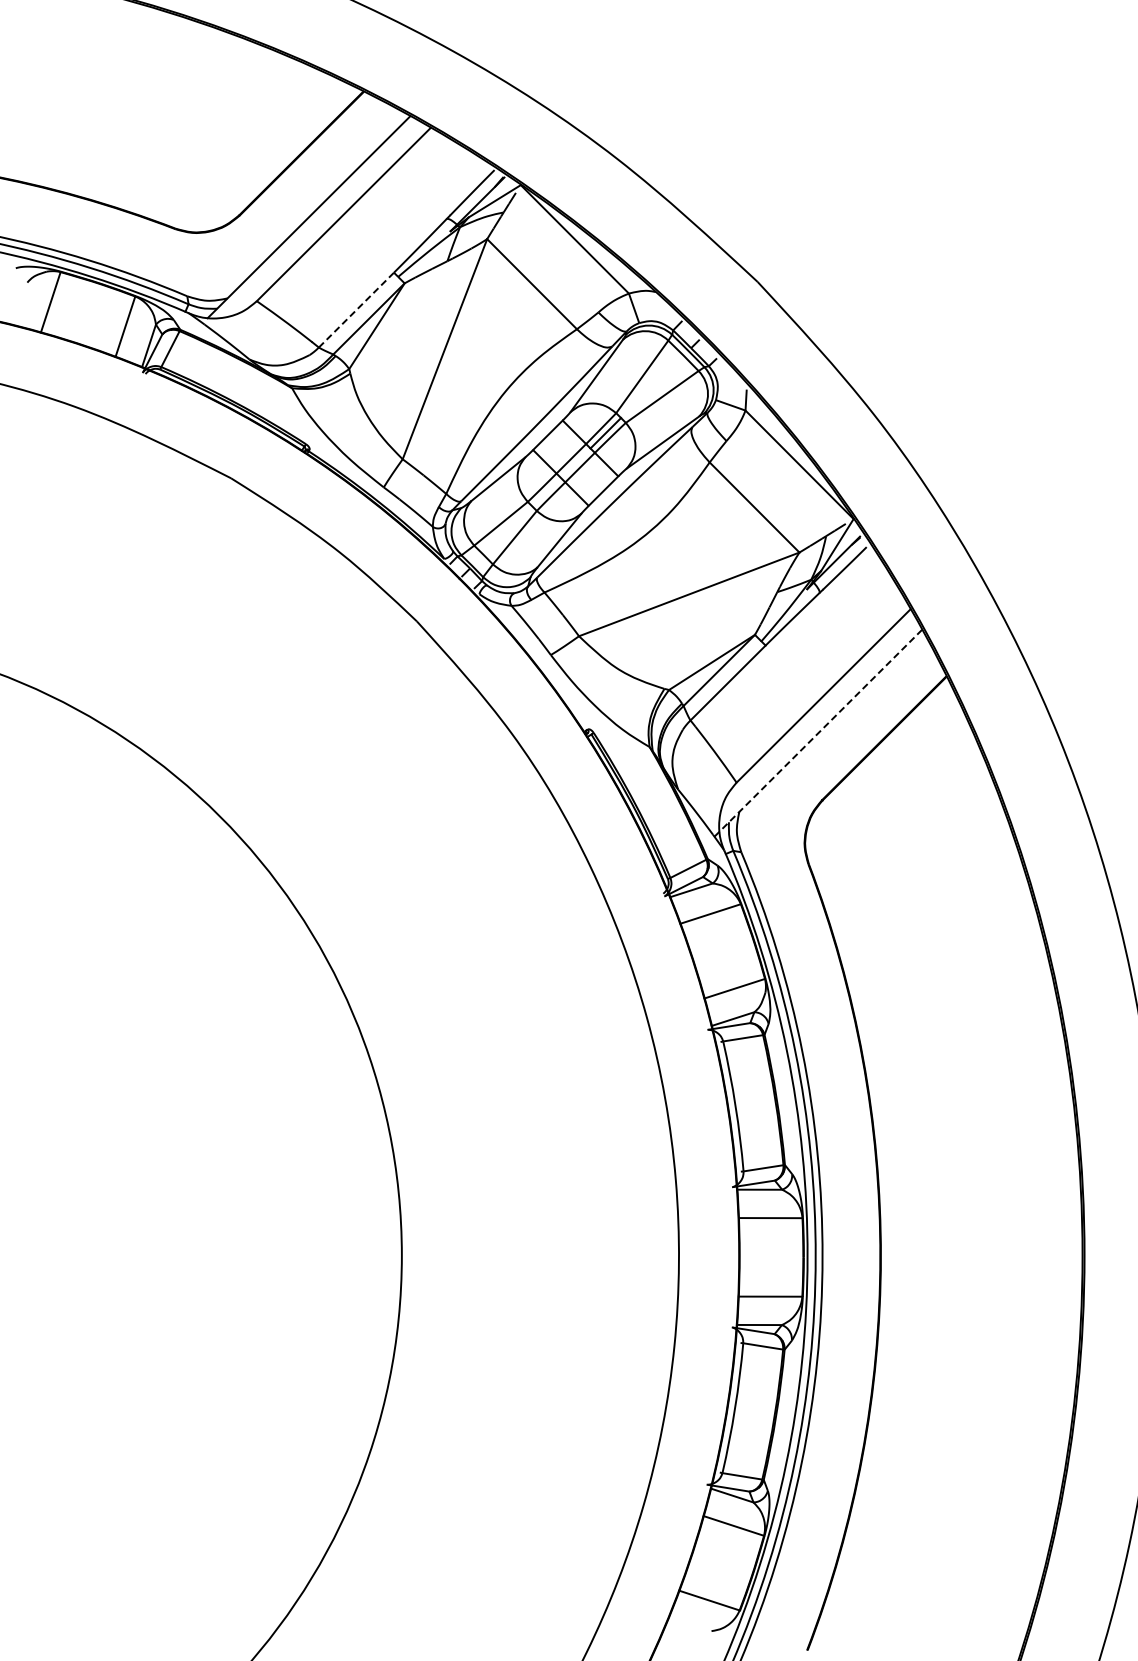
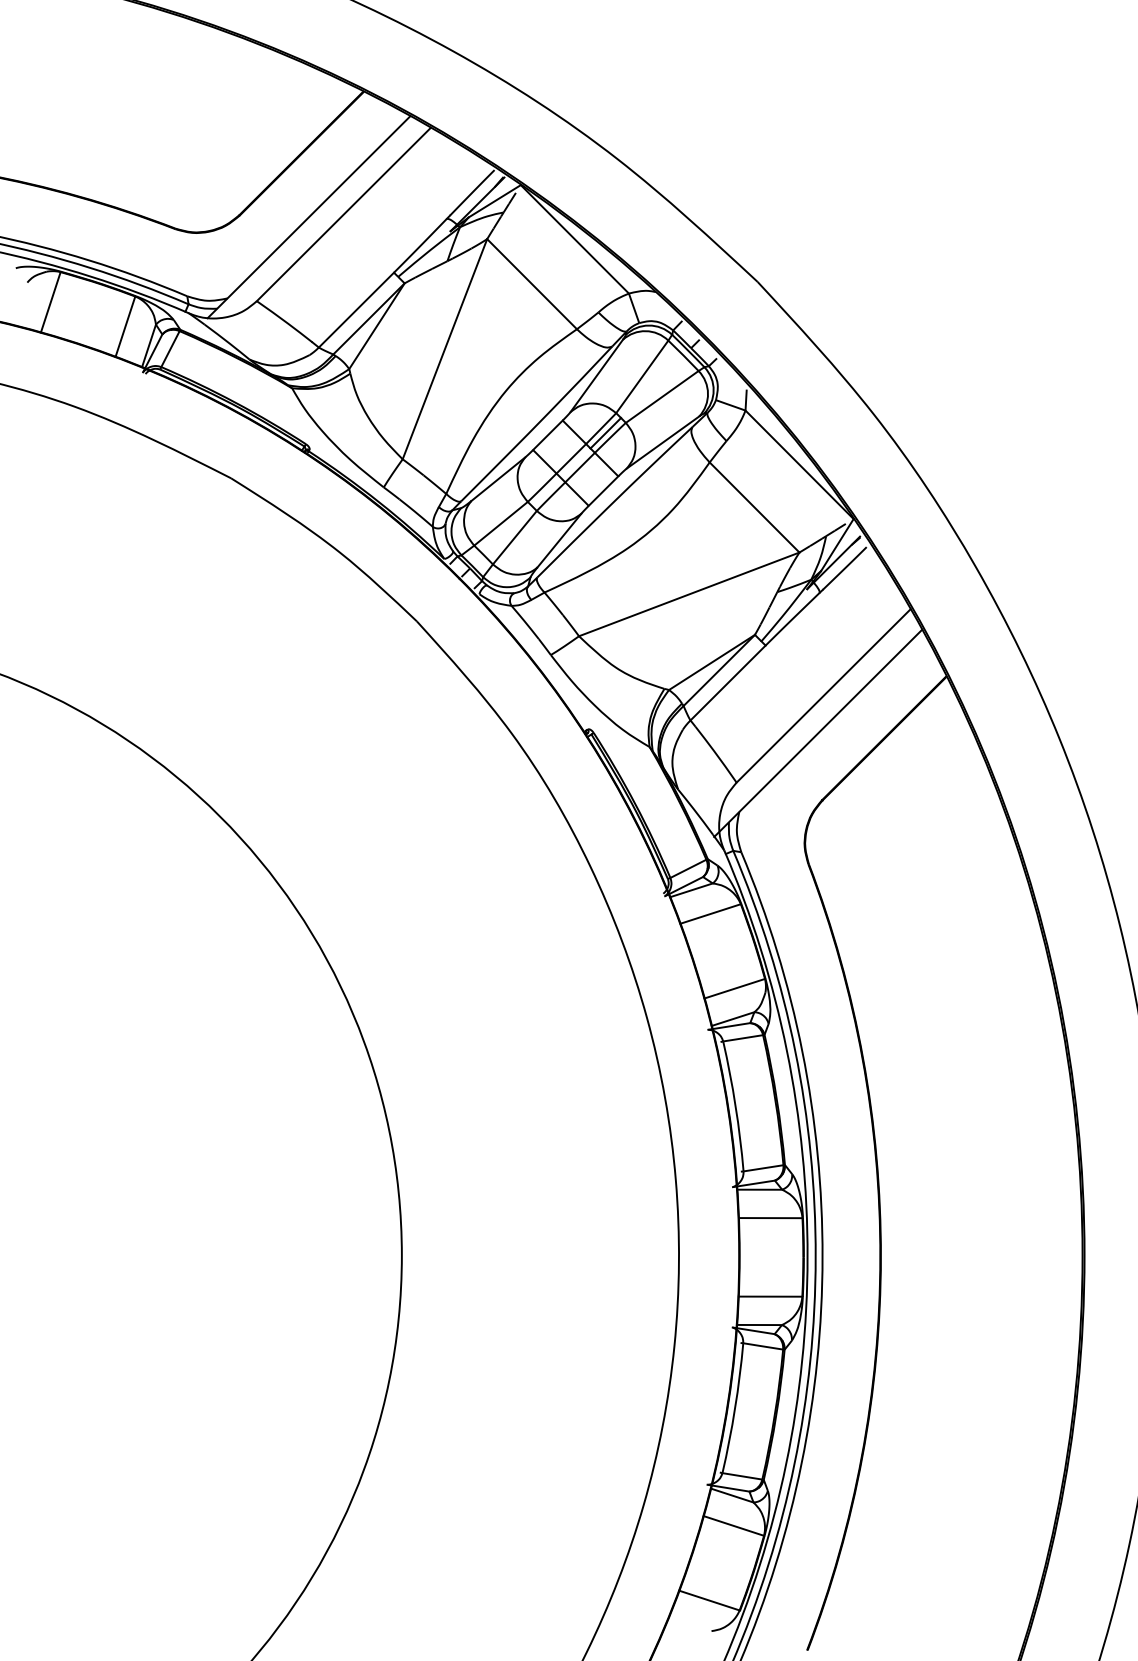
line: dashed -> solid (356, 309)
line: dashed -> solid (818, 733)
